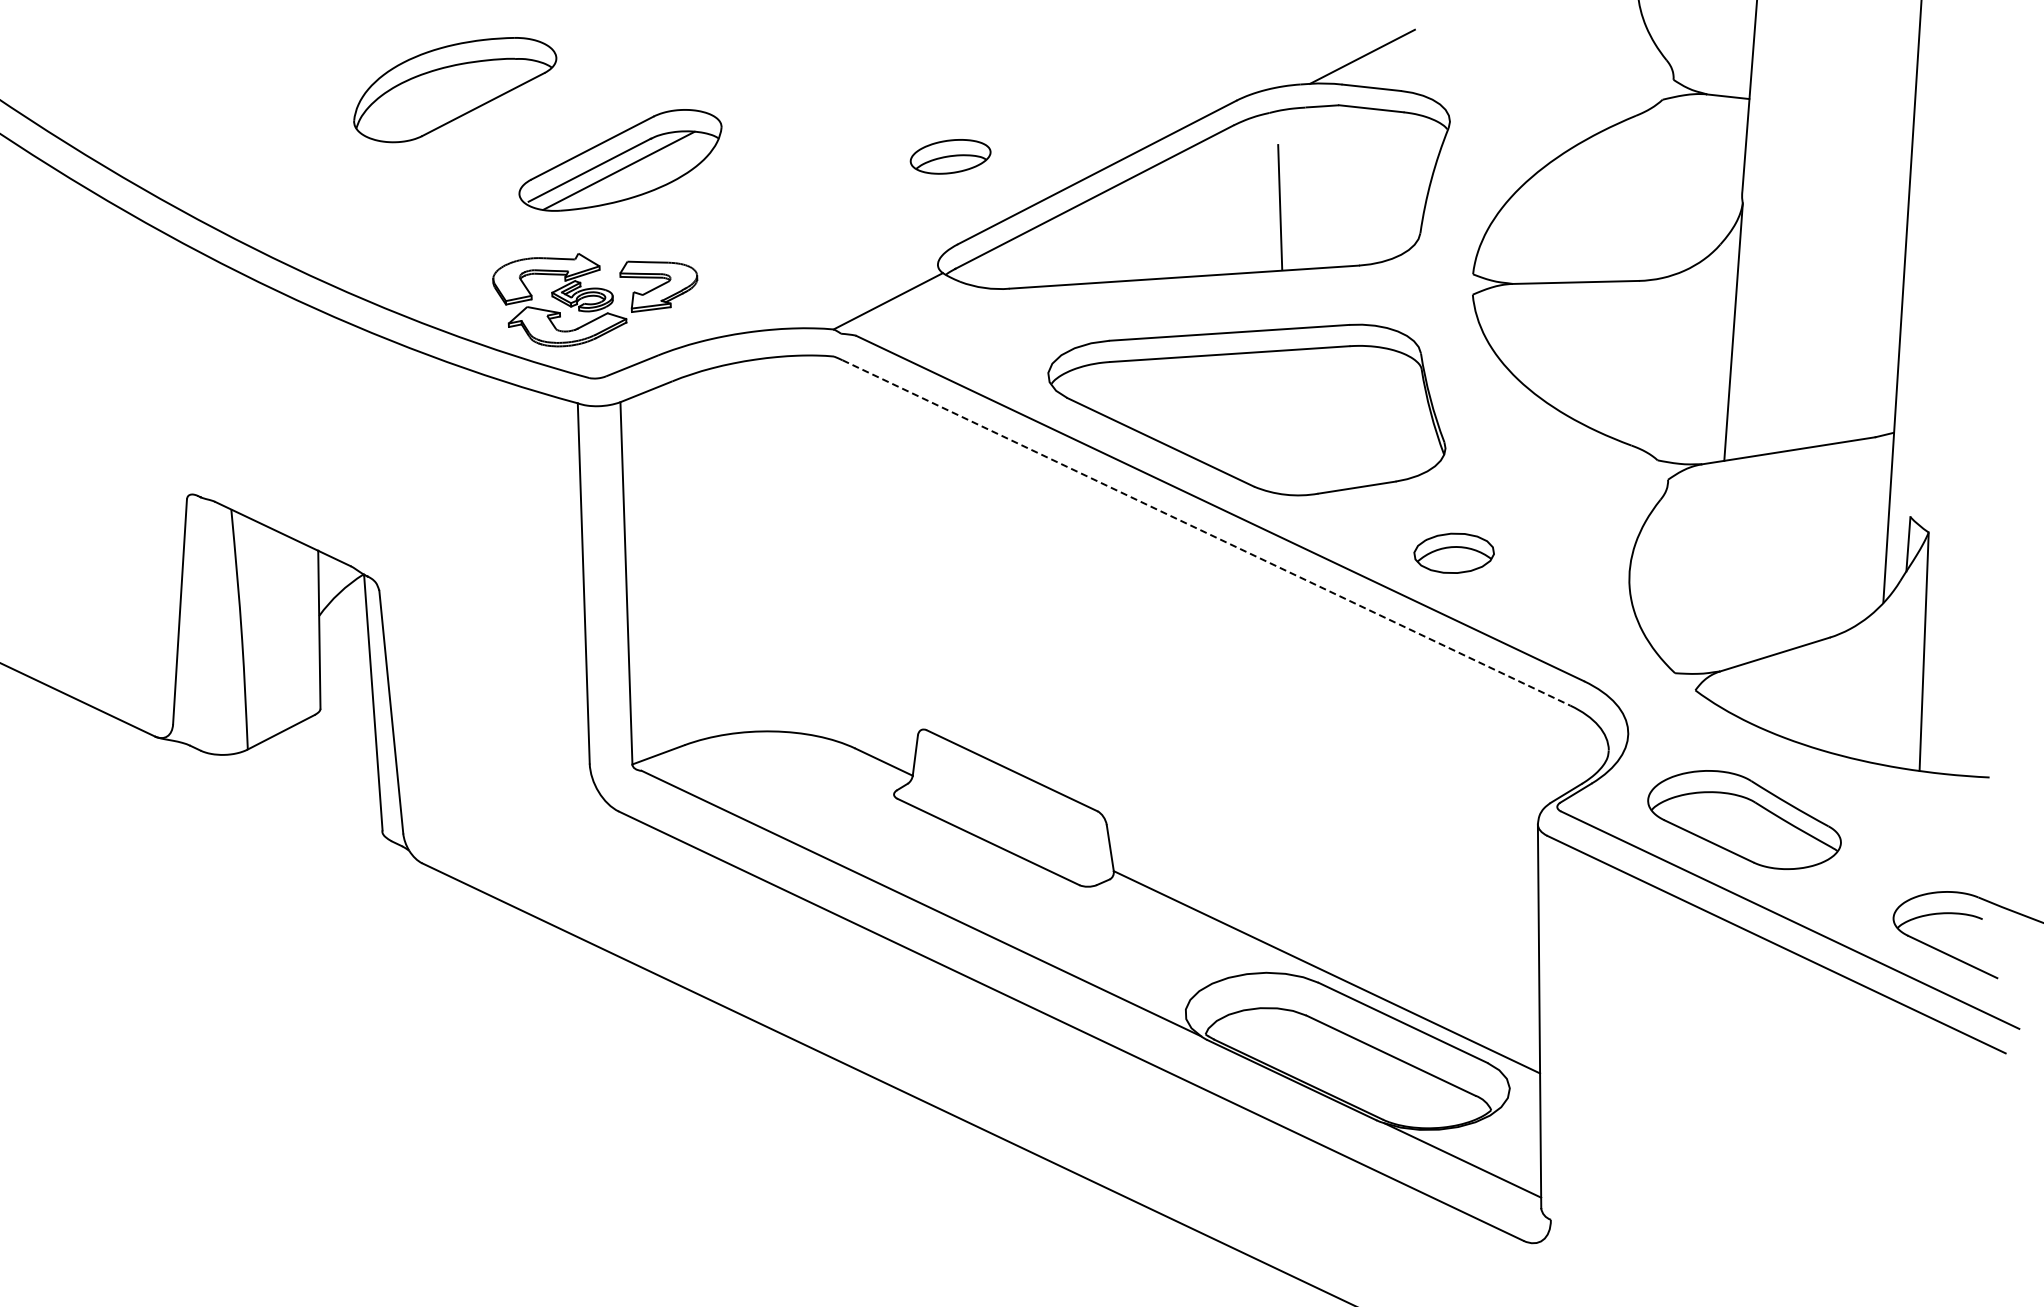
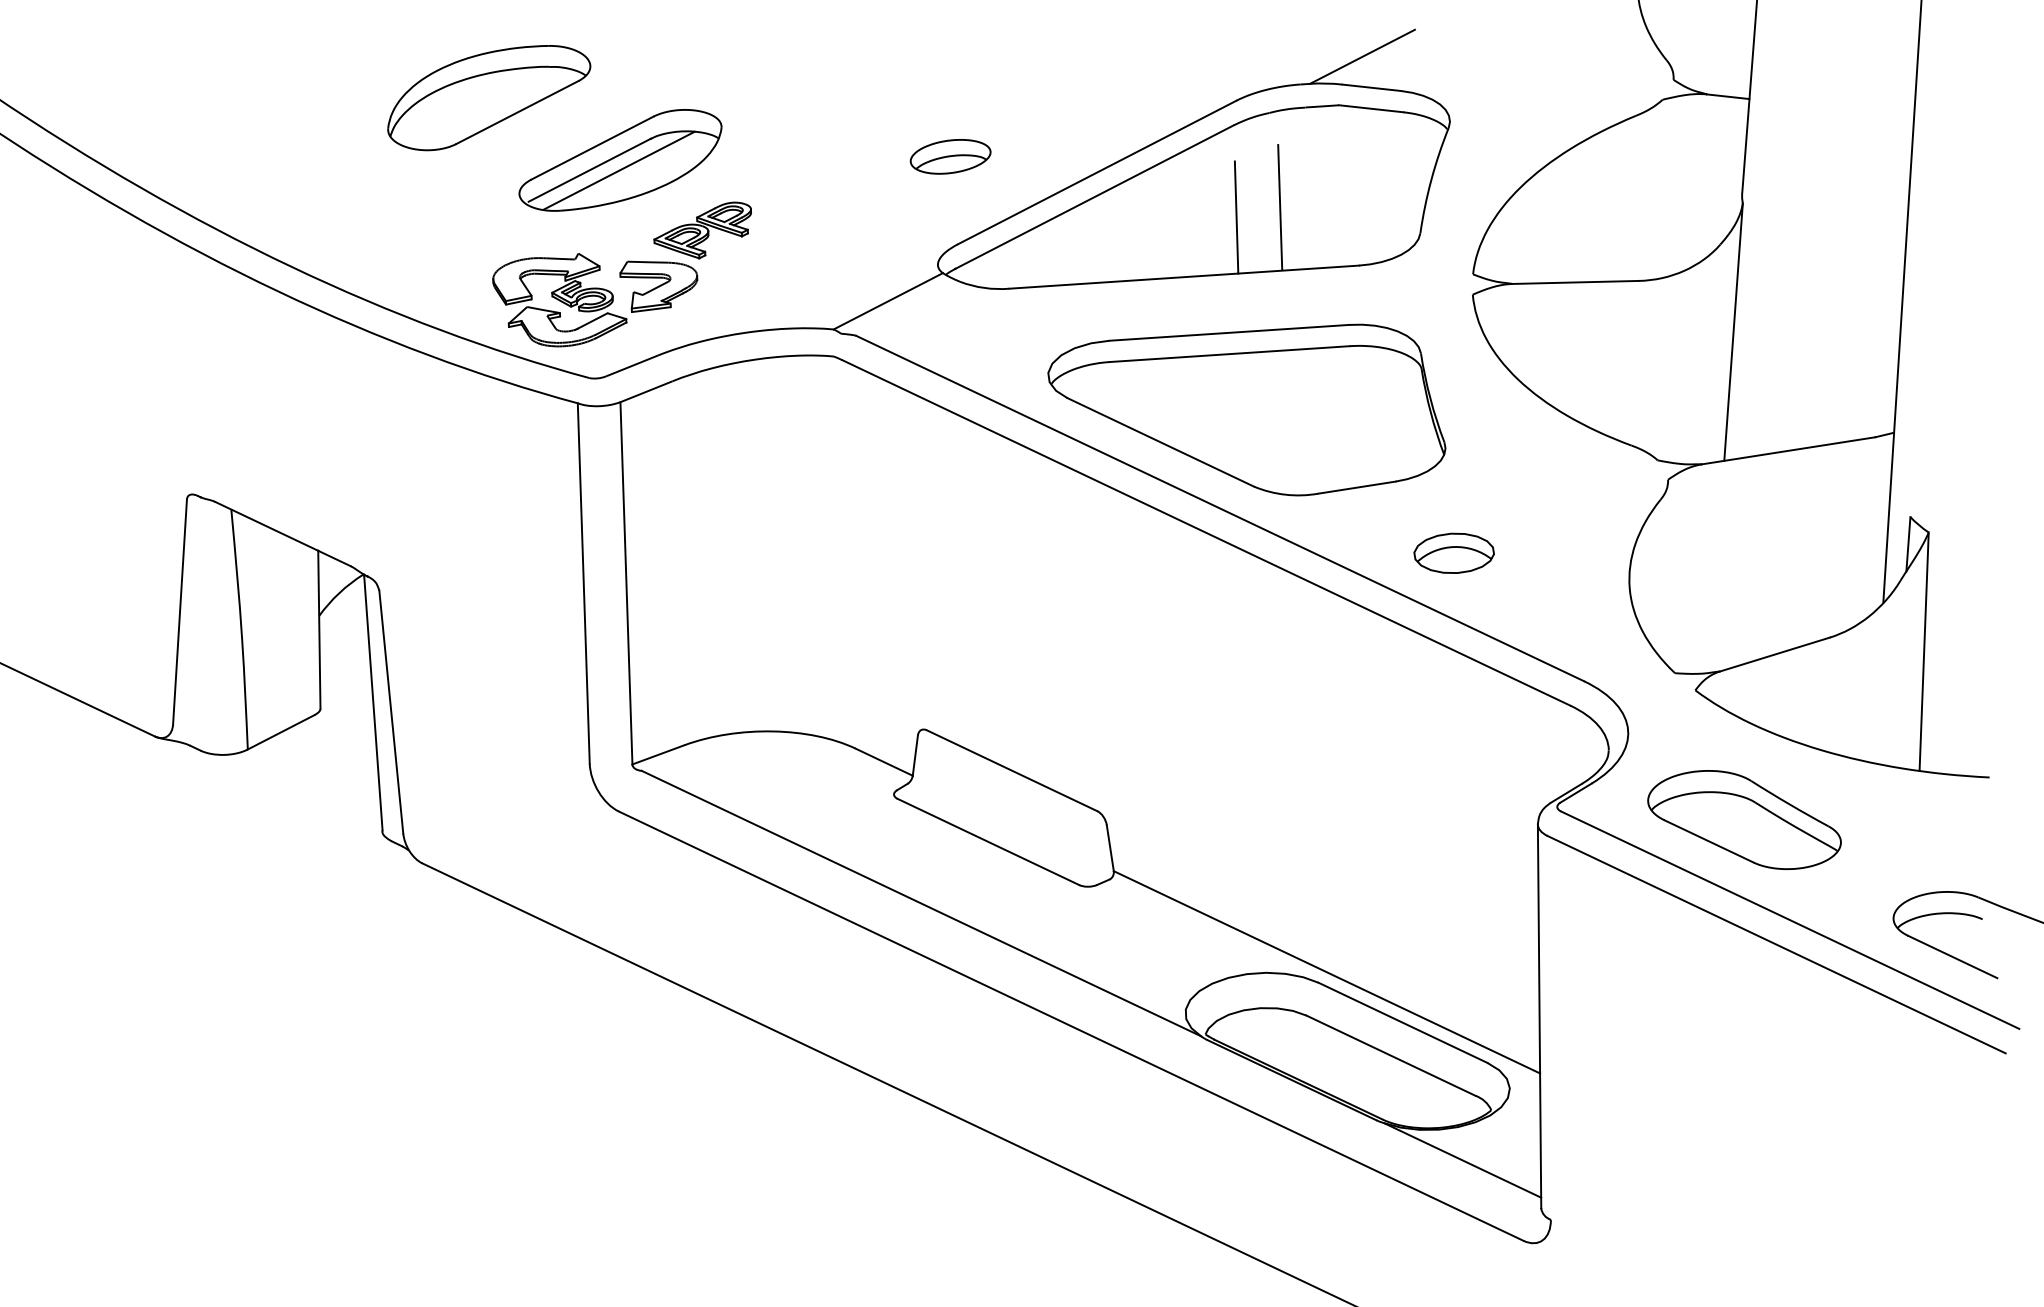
part position: (455, 90) -> (489, 98) (489, 98)
line: none -> present (1236, 217)
part: none -> present (702, 230)
line: dashed -> solid (1206, 532)
